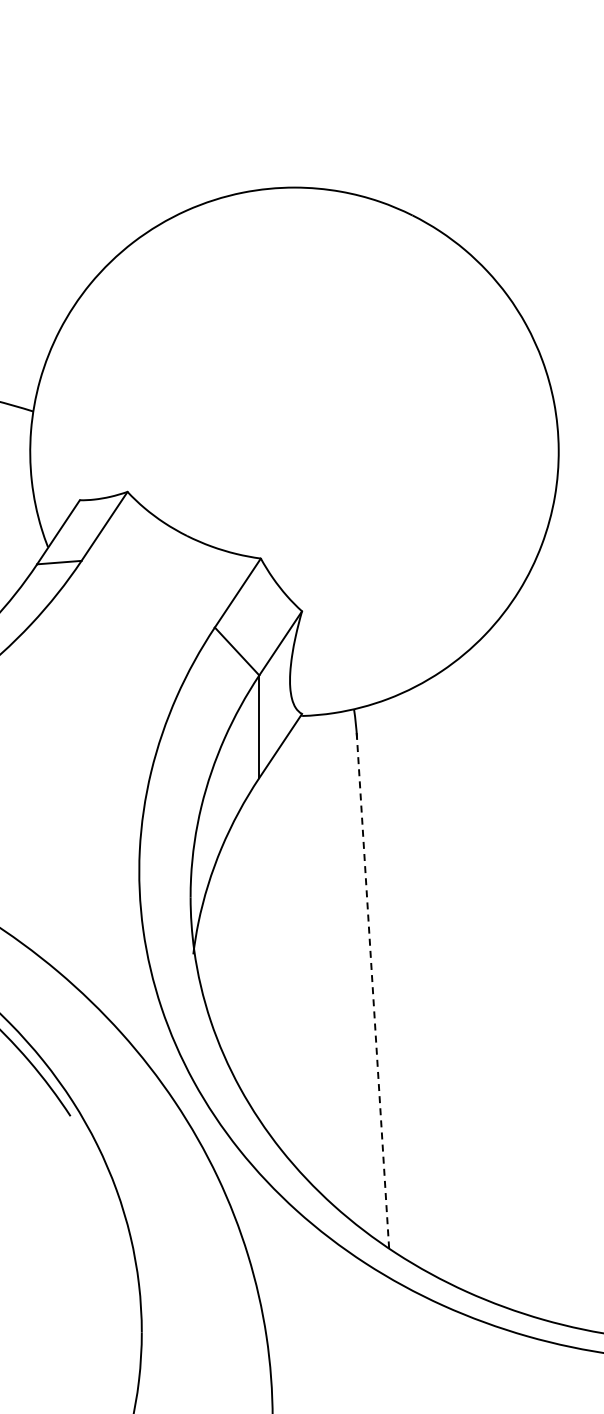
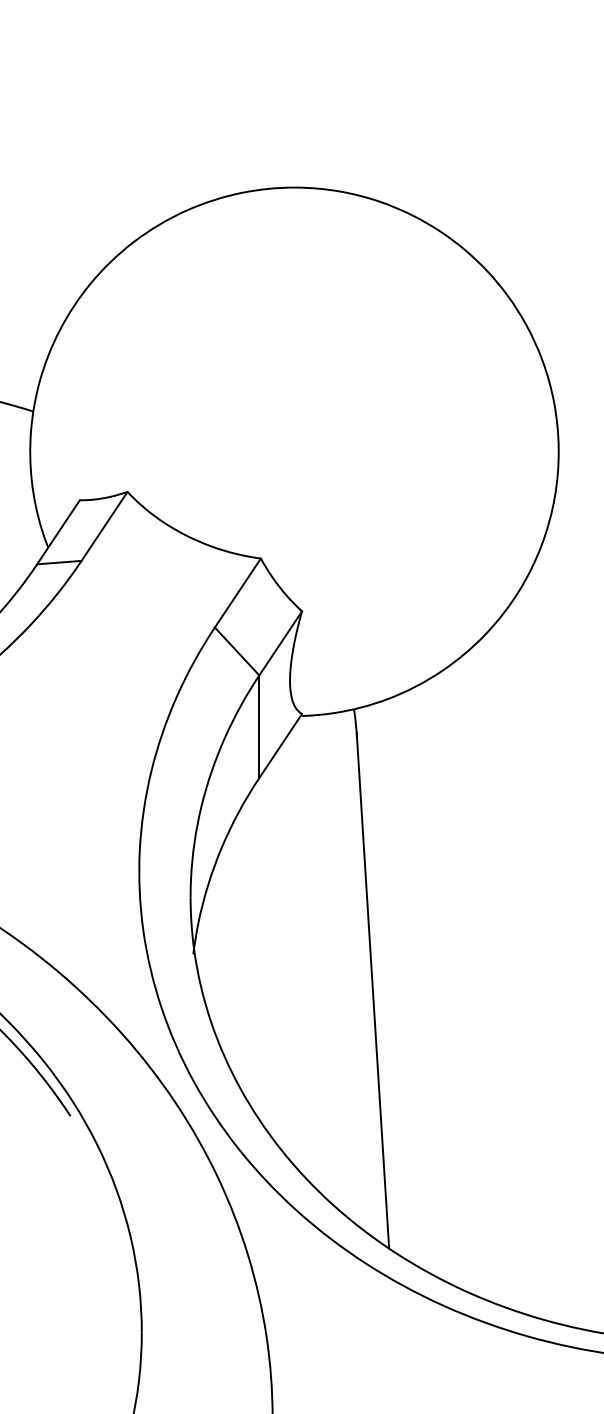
line: dashed -> solid (372, 991)
